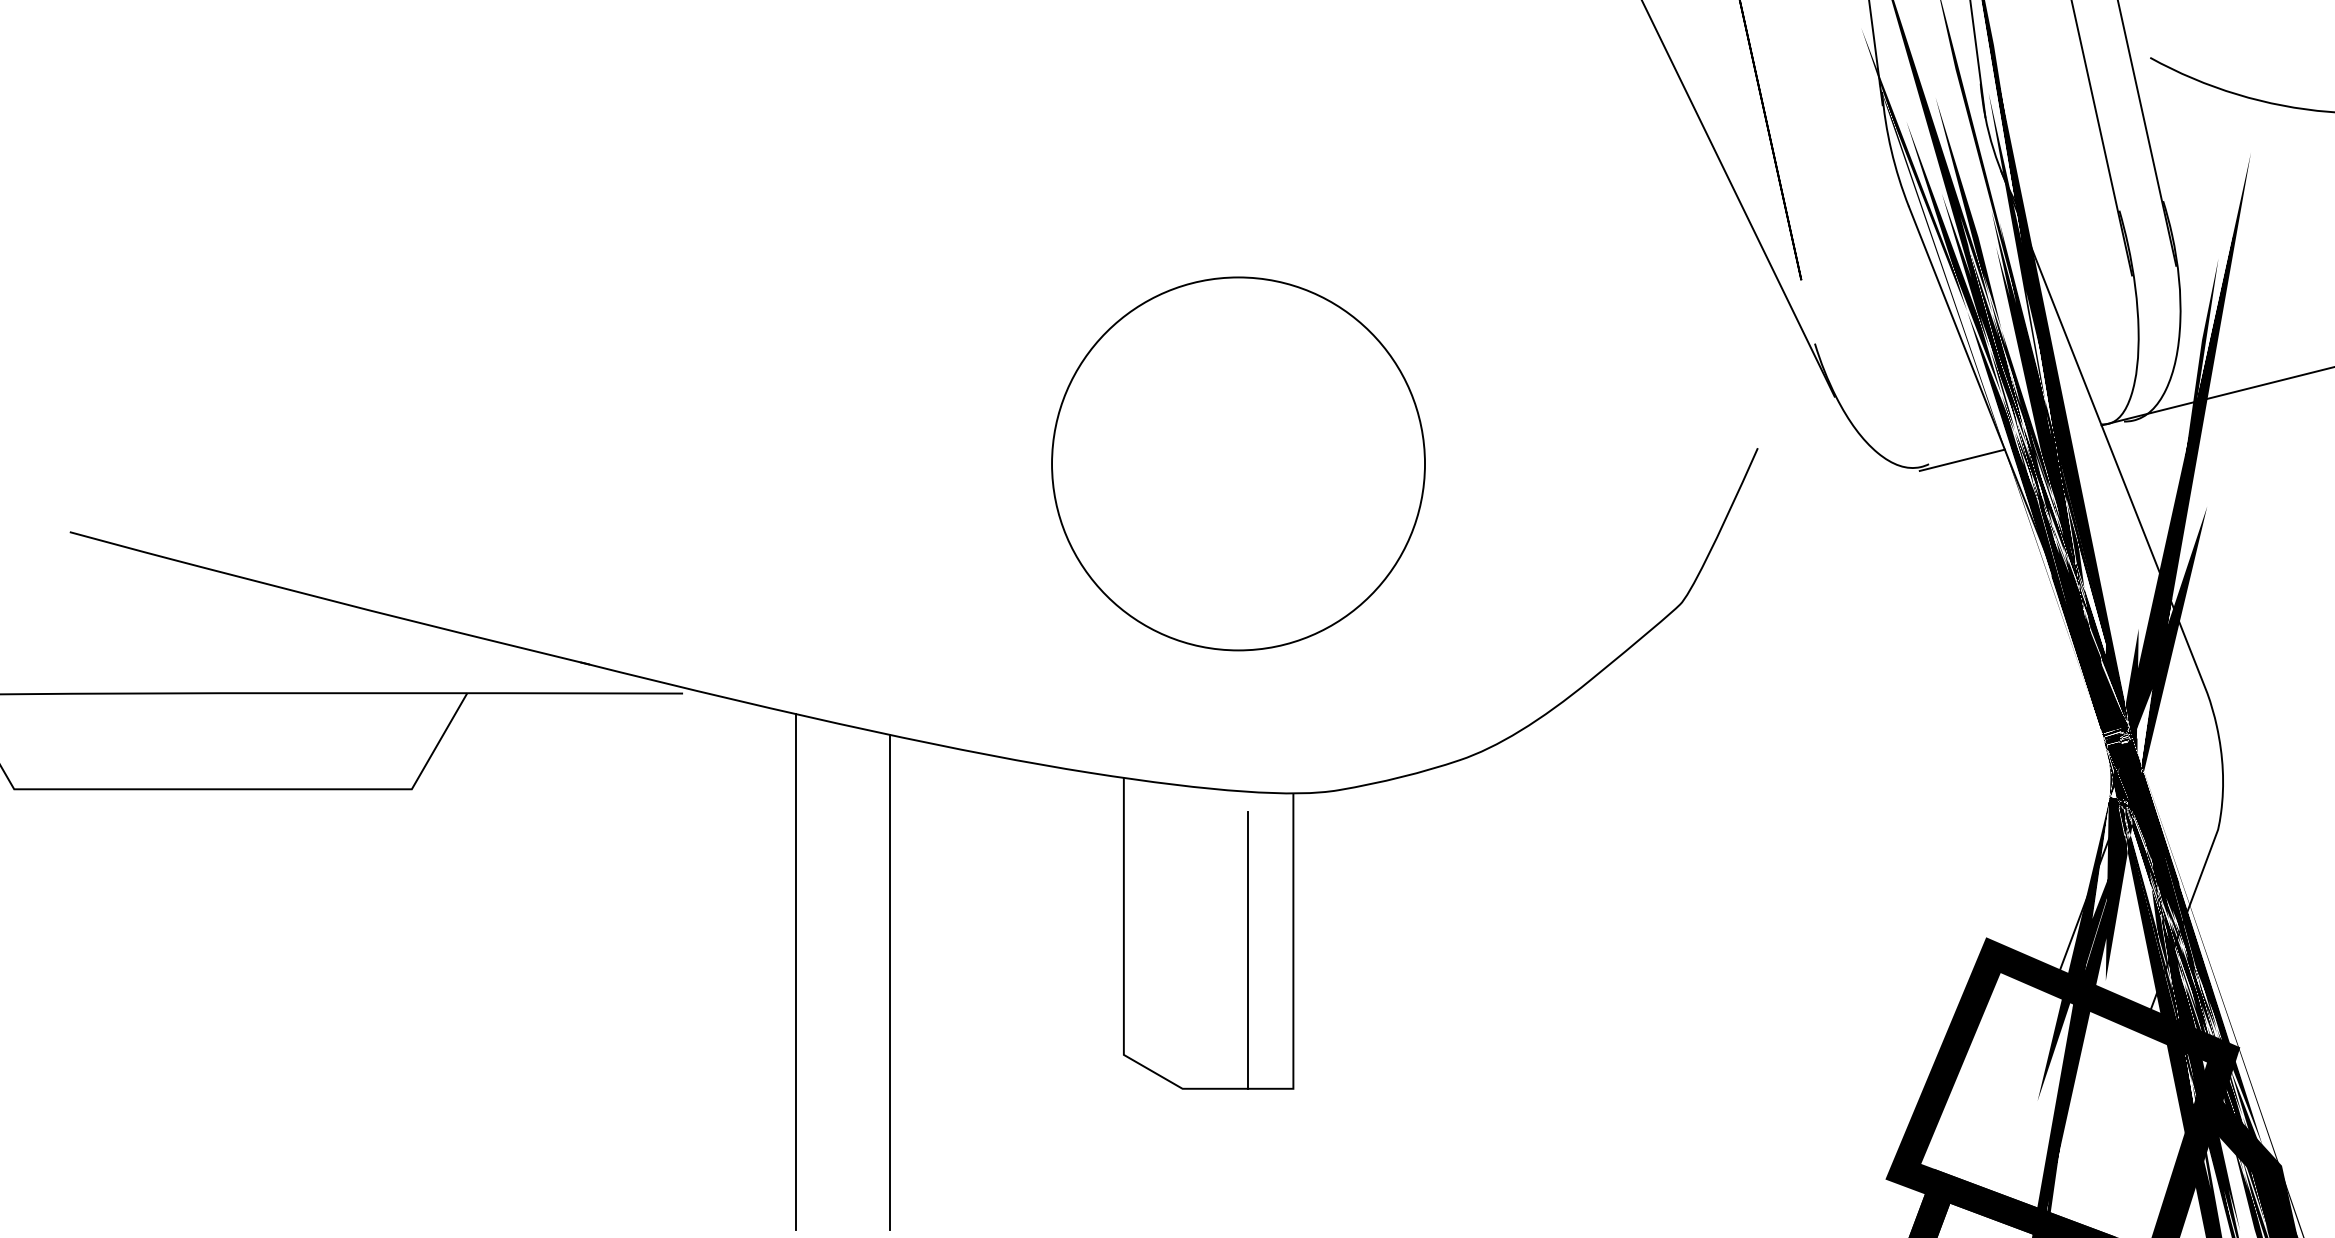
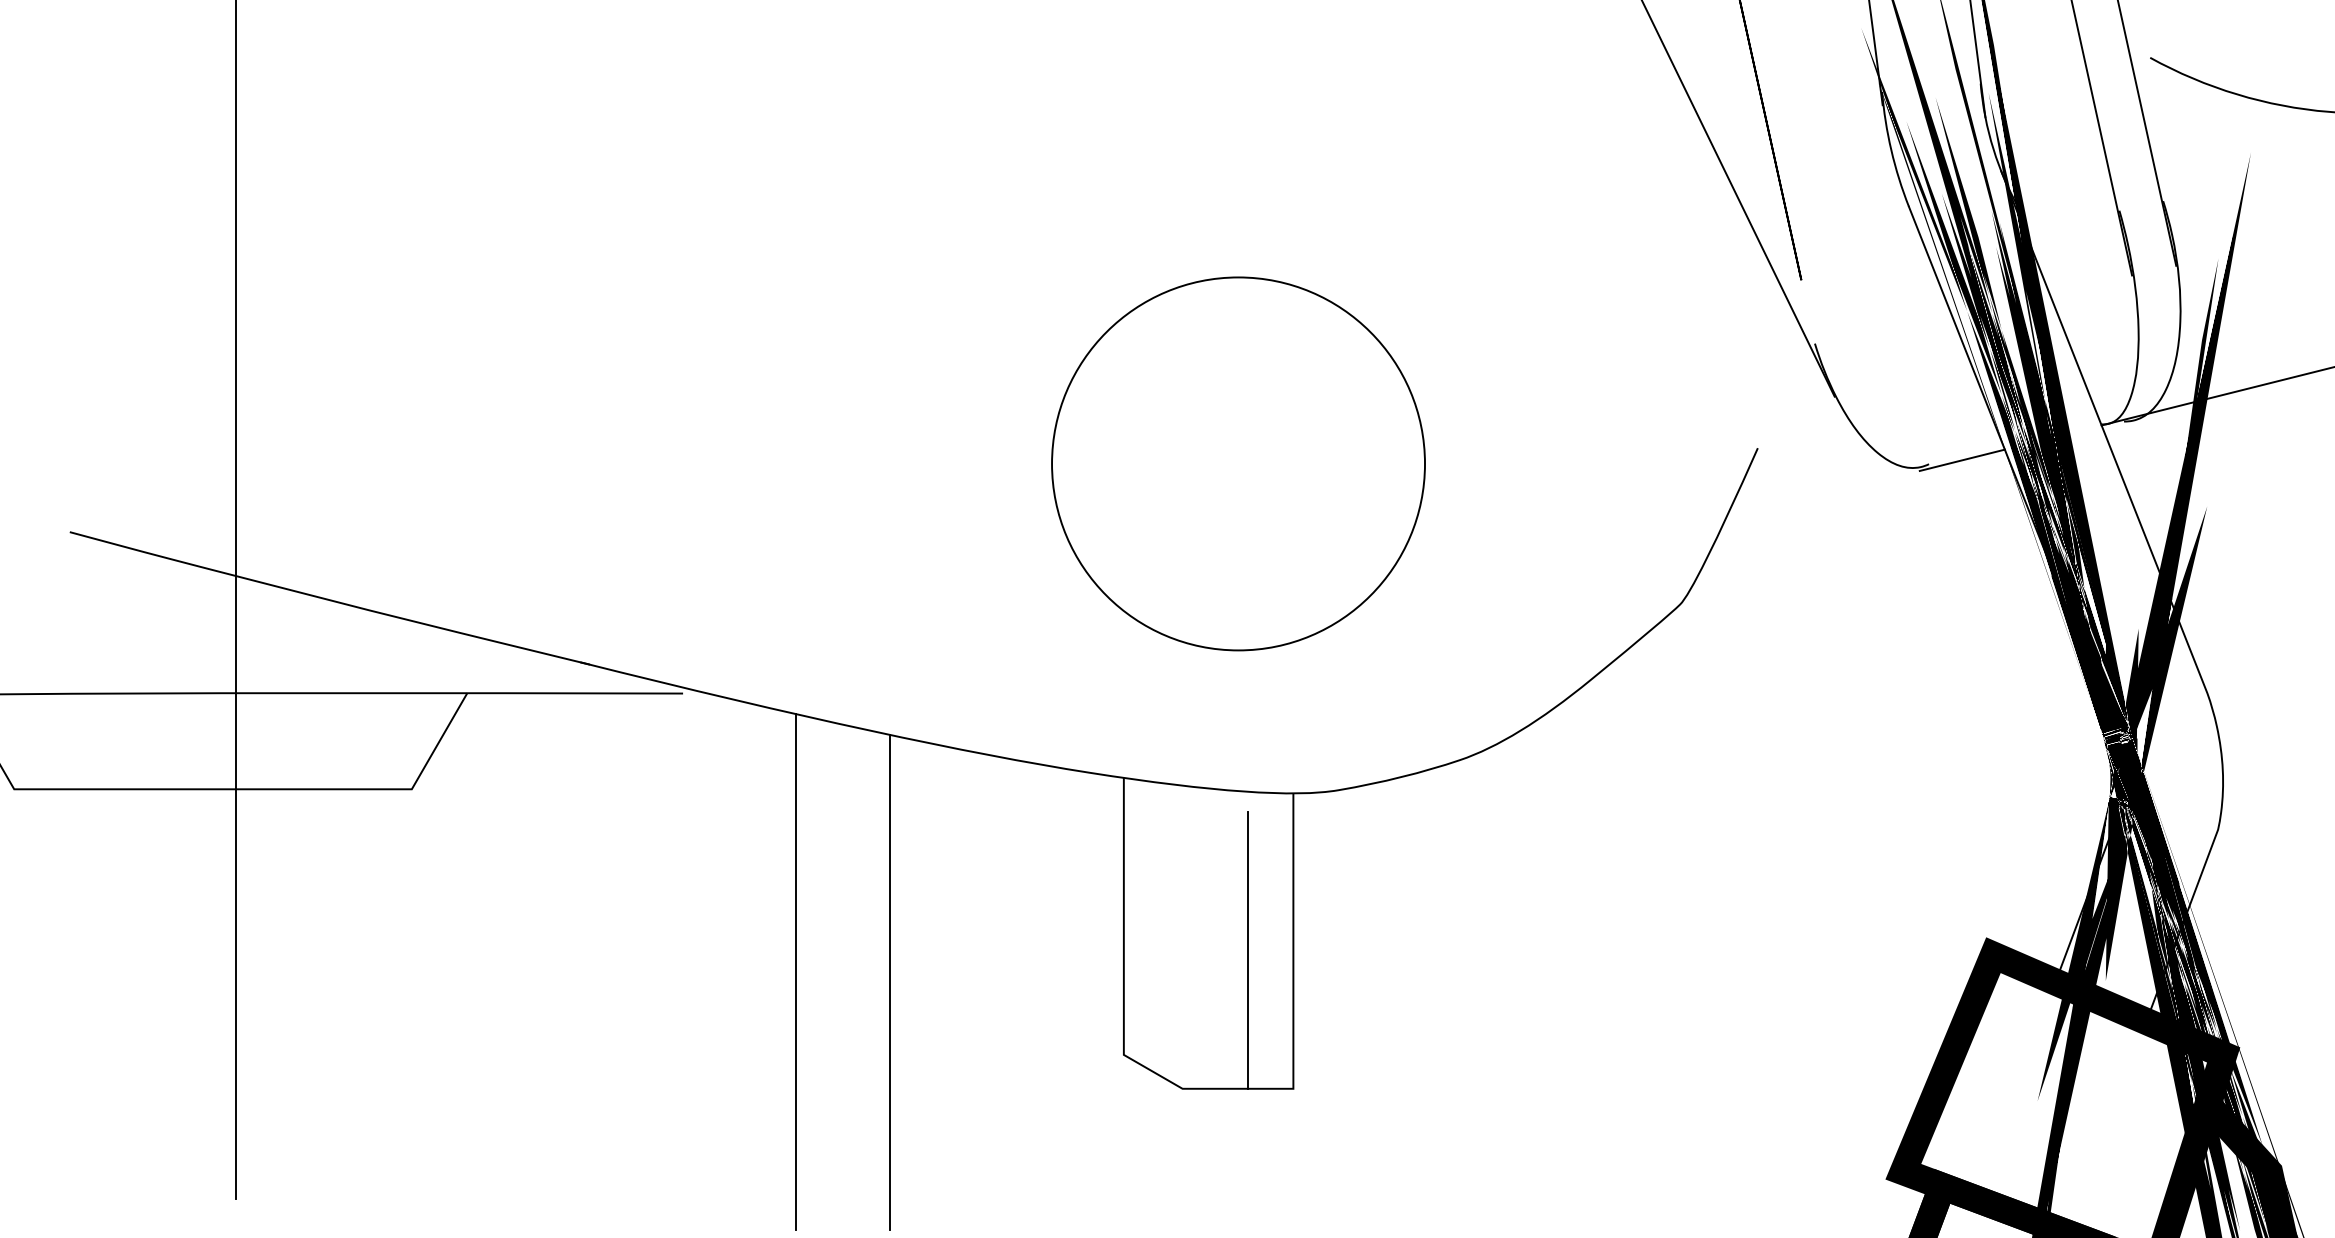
line: none -> present (235, 600)
